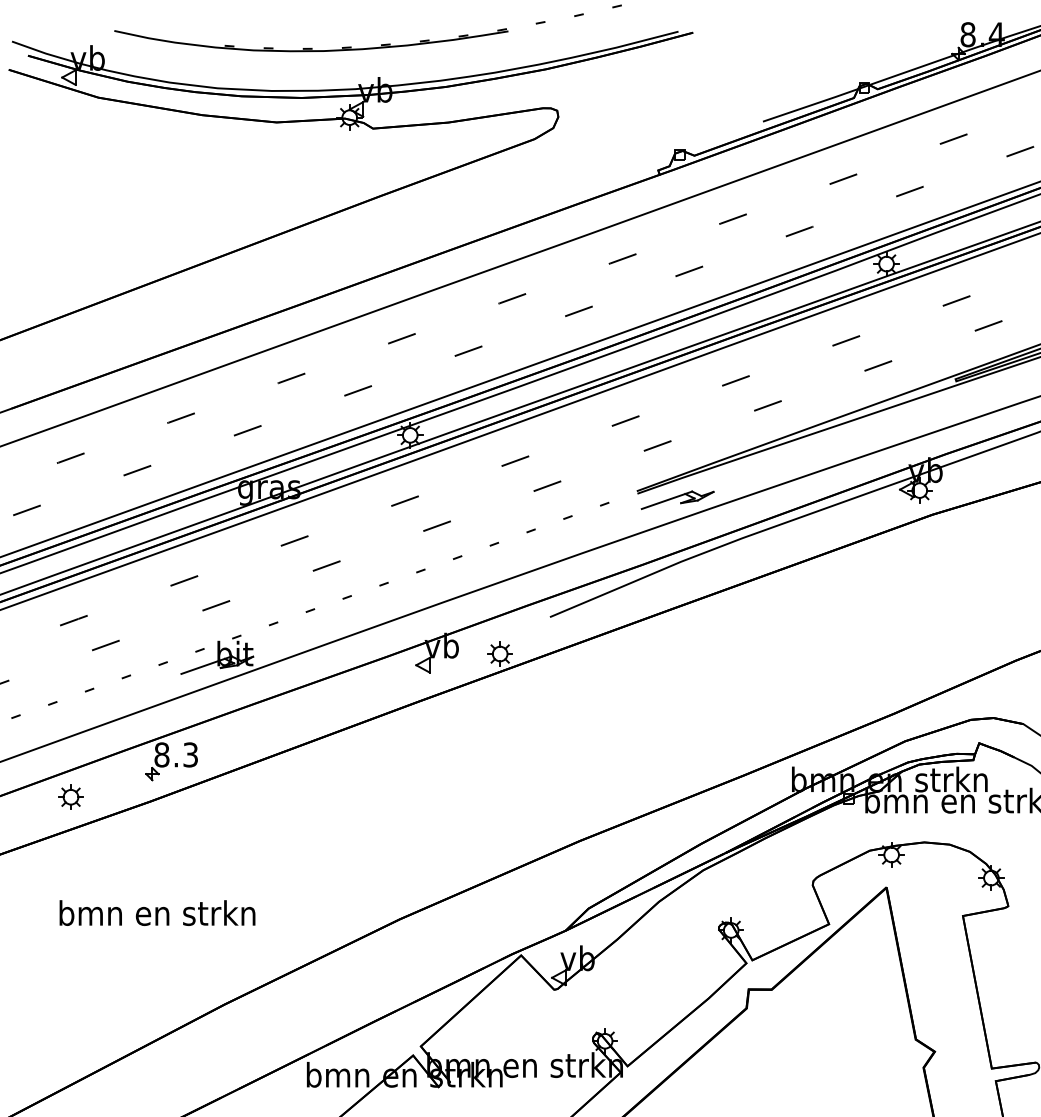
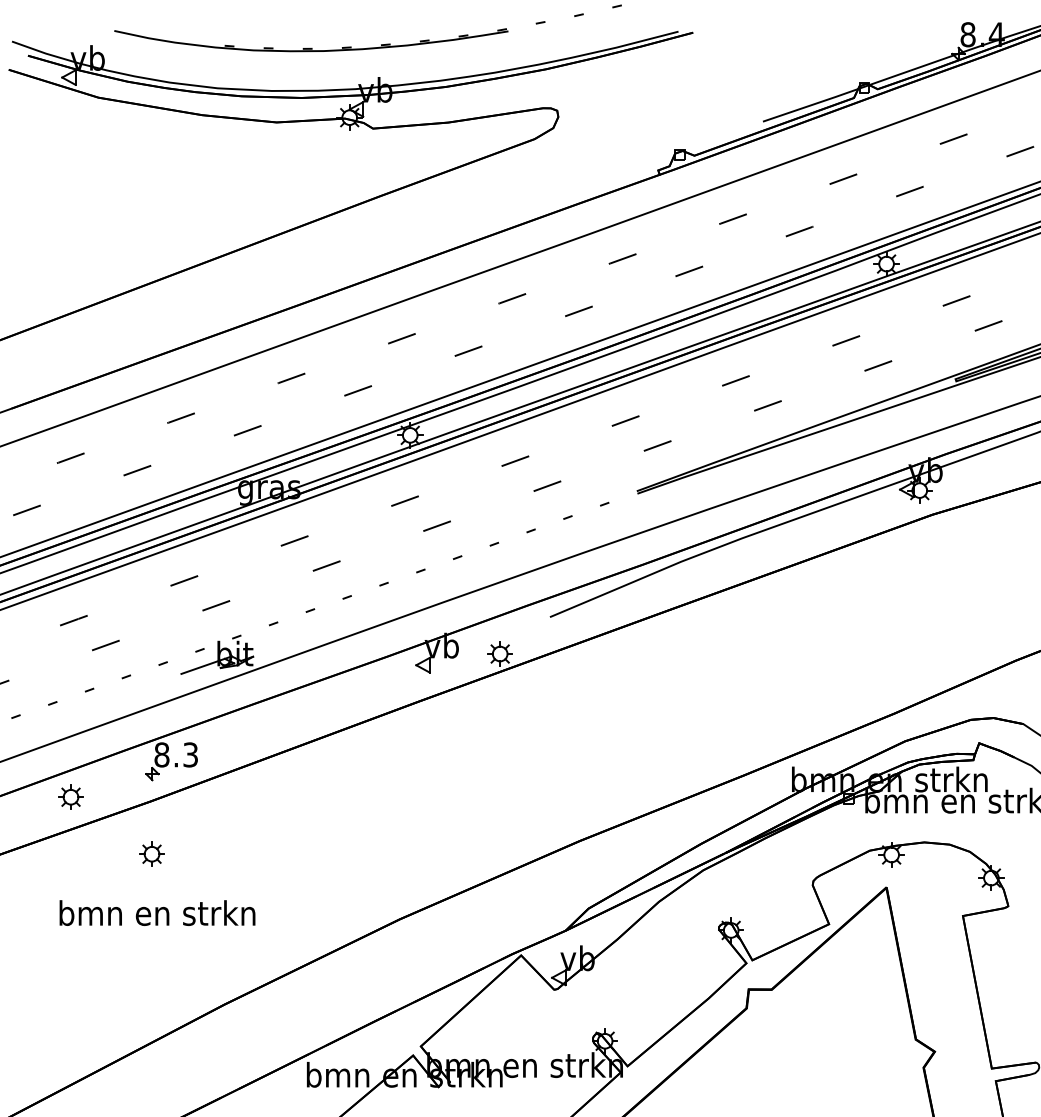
part: present -> none (677, 499)
part: none -> present (151, 853)
